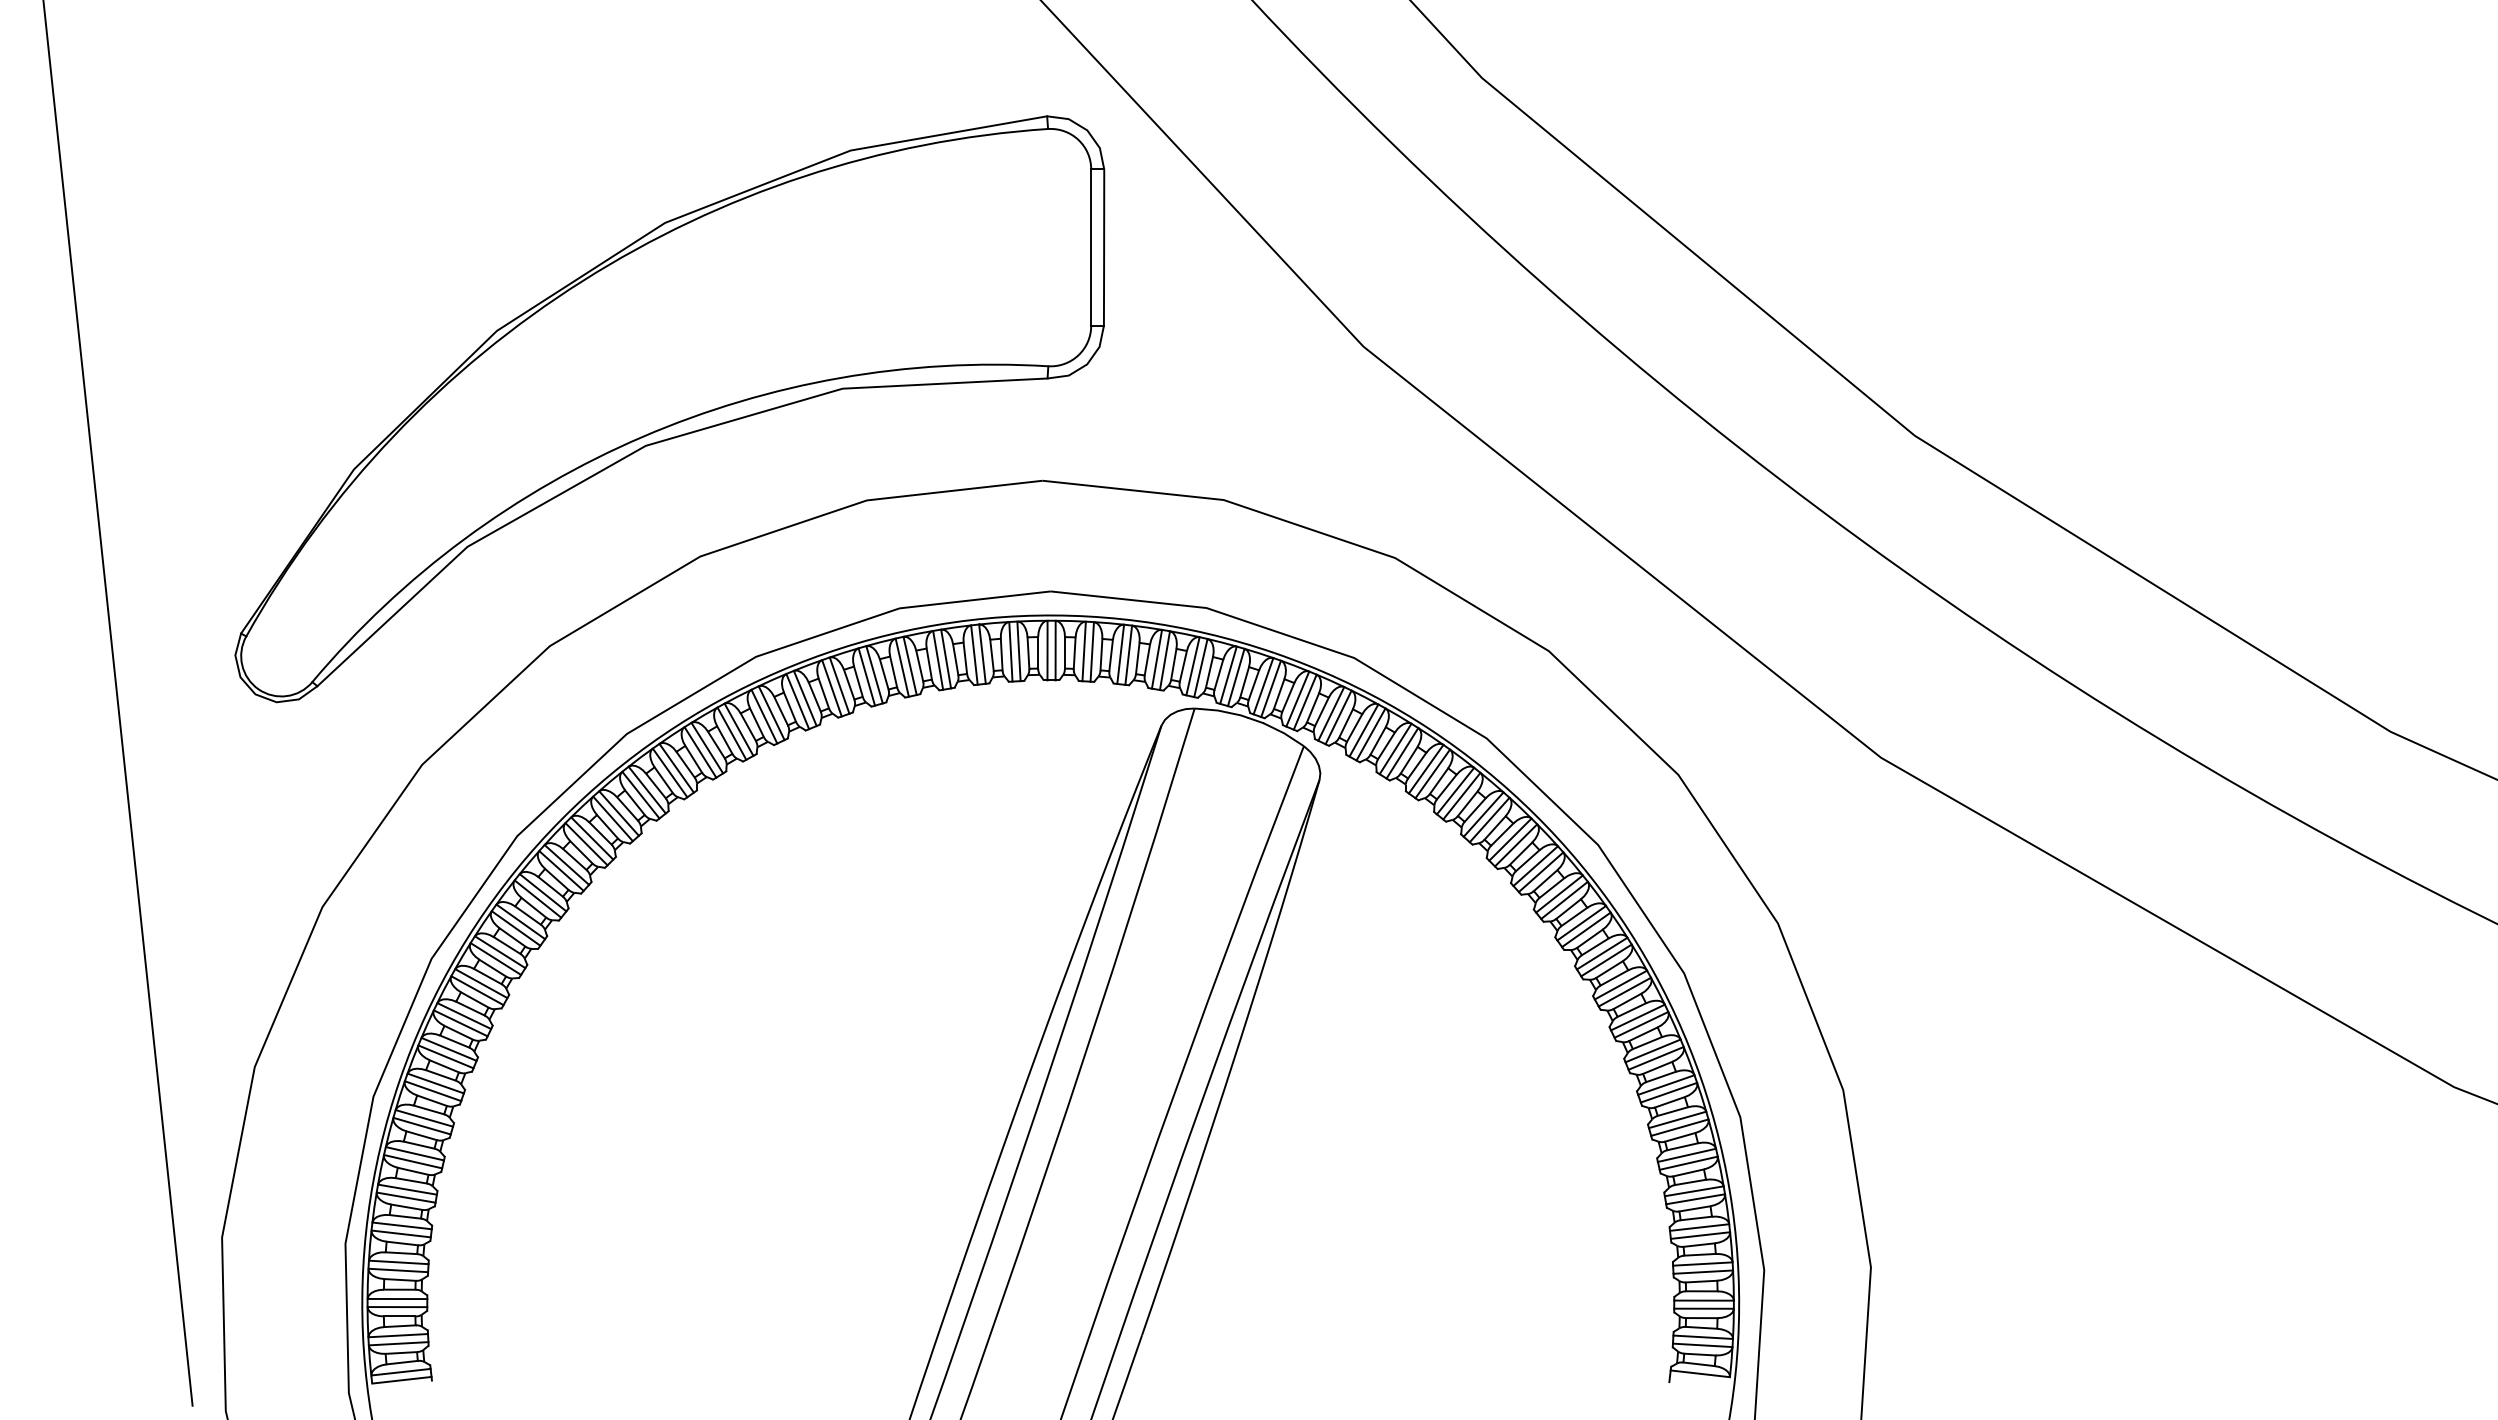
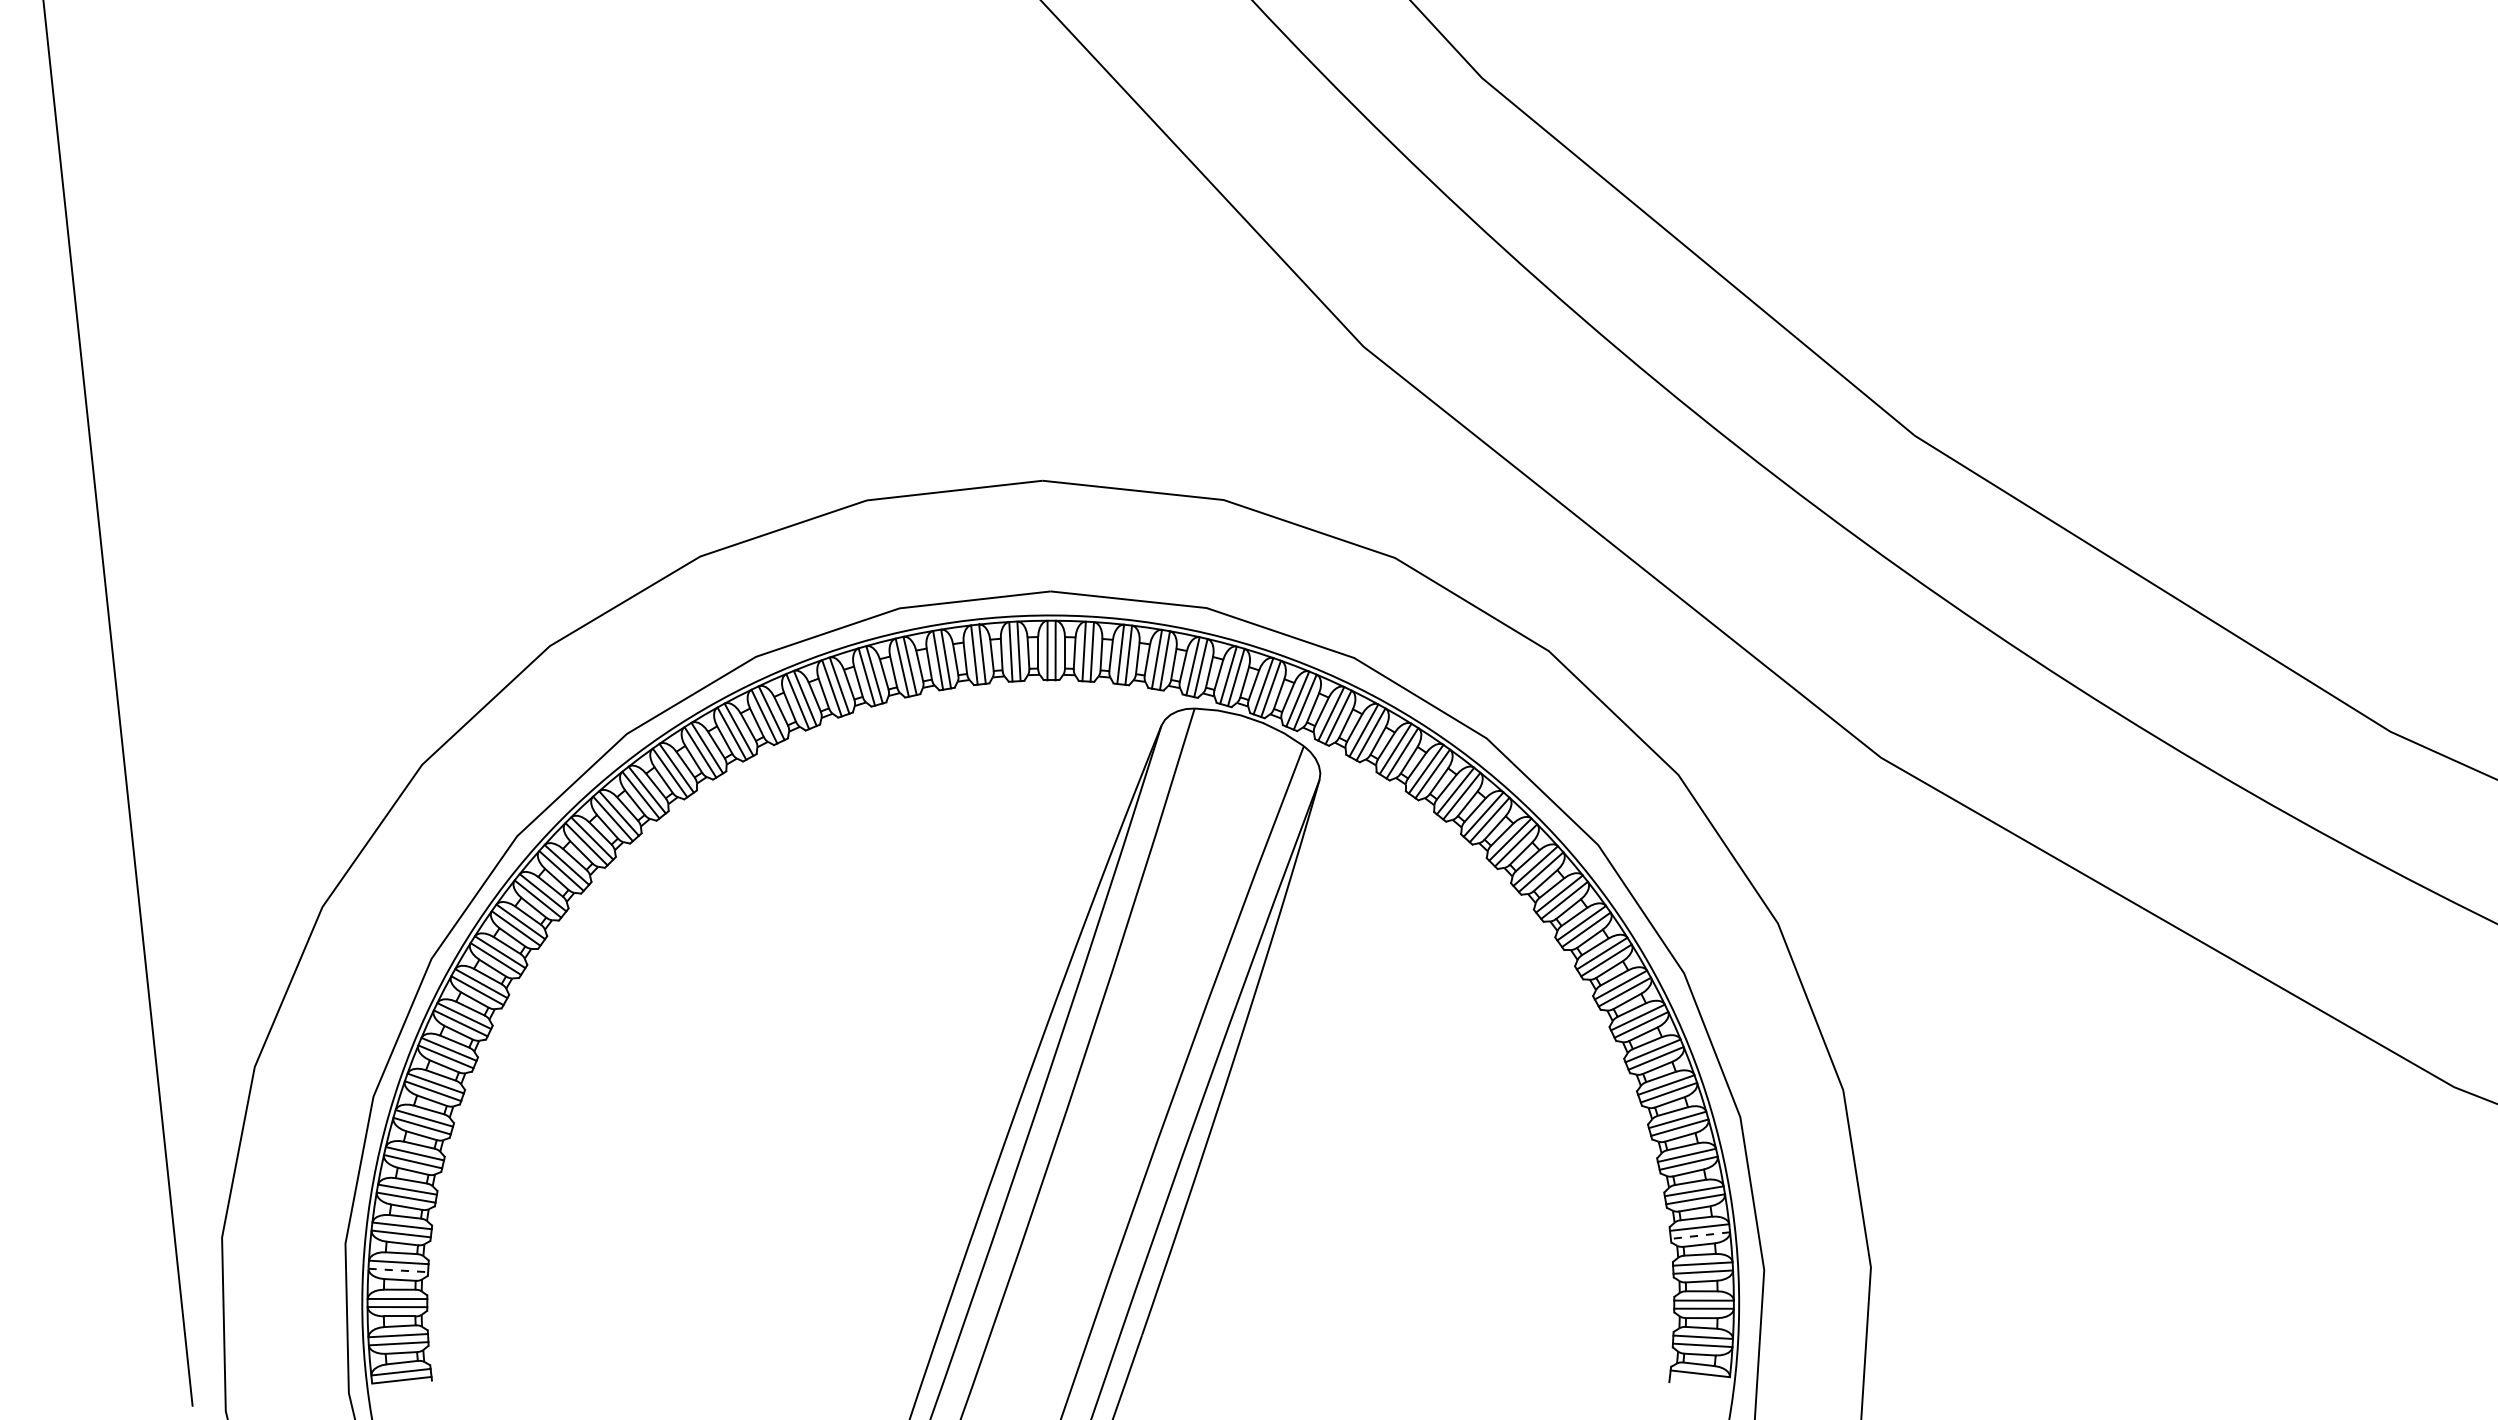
part: present -> none (669, 409)
line: solid -> dashed (1700, 1235)
line: solid -> dashed (398, 1270)
